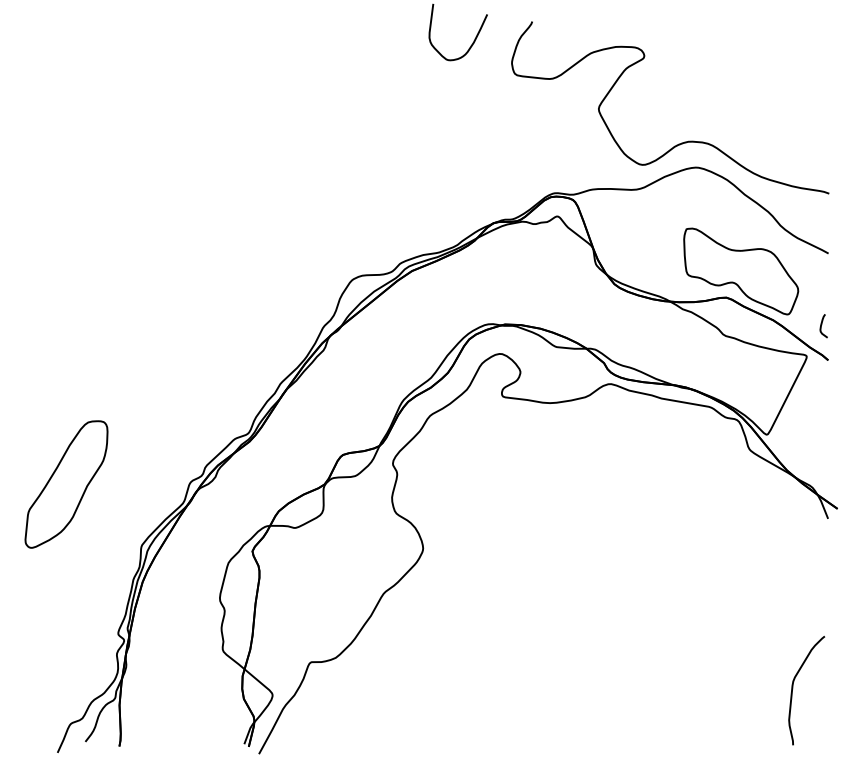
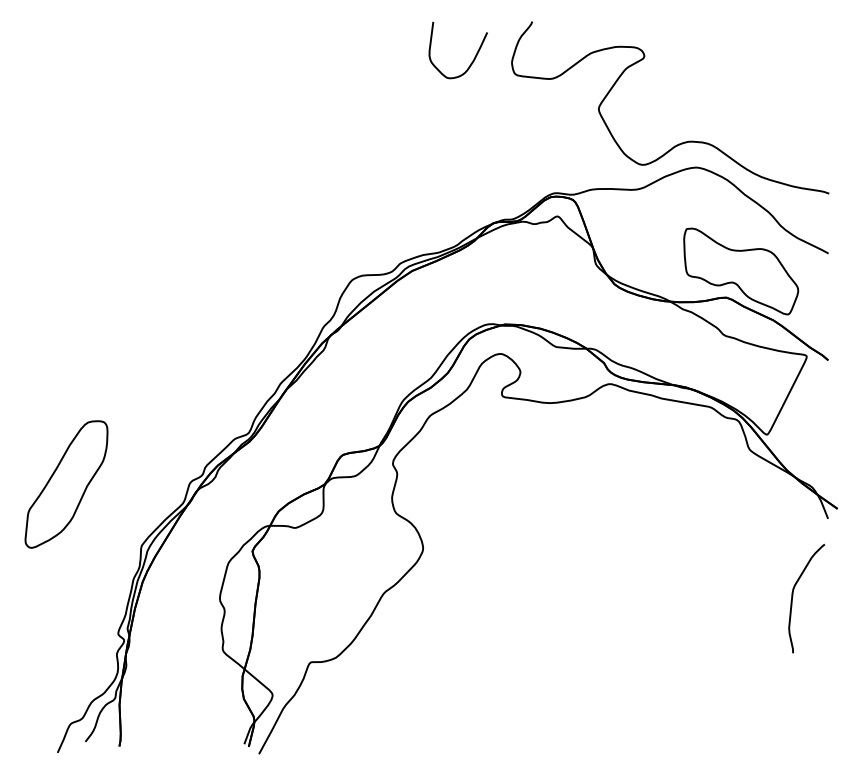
curve position: (473, 40) -> (473, 58) (473, 58)
curve: present -> none (821, 326)
curve position: (793, 688) -> (793, 596) (793, 596)
